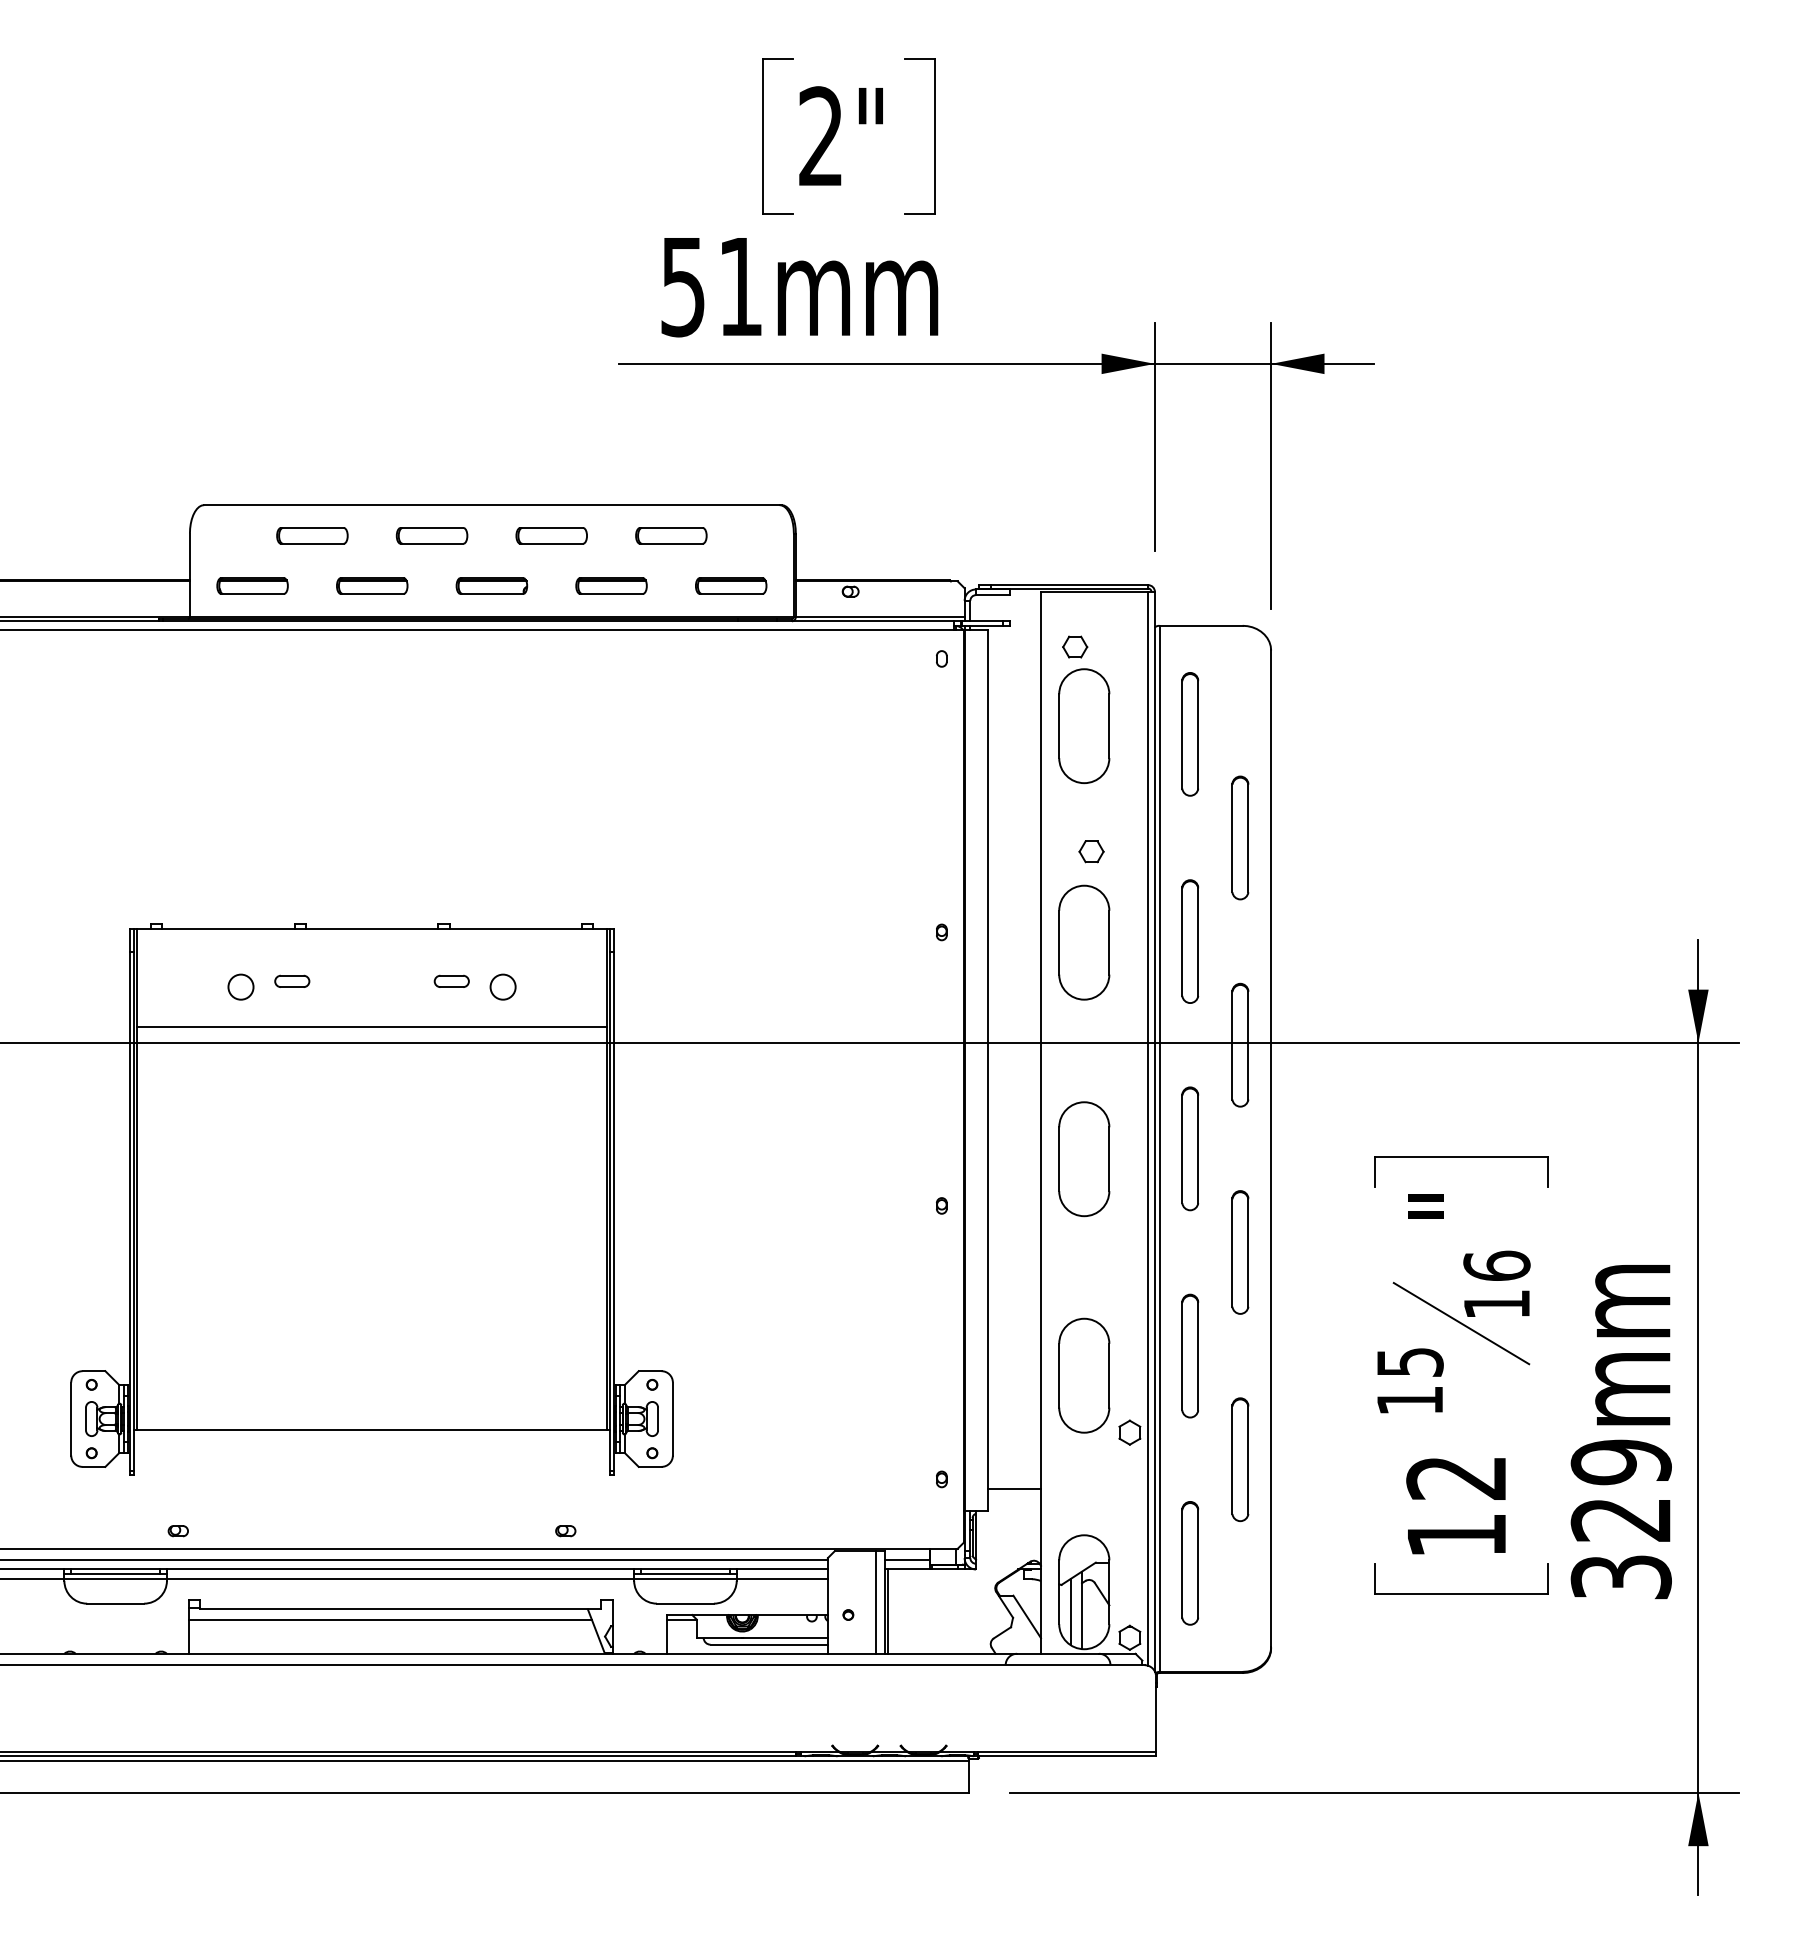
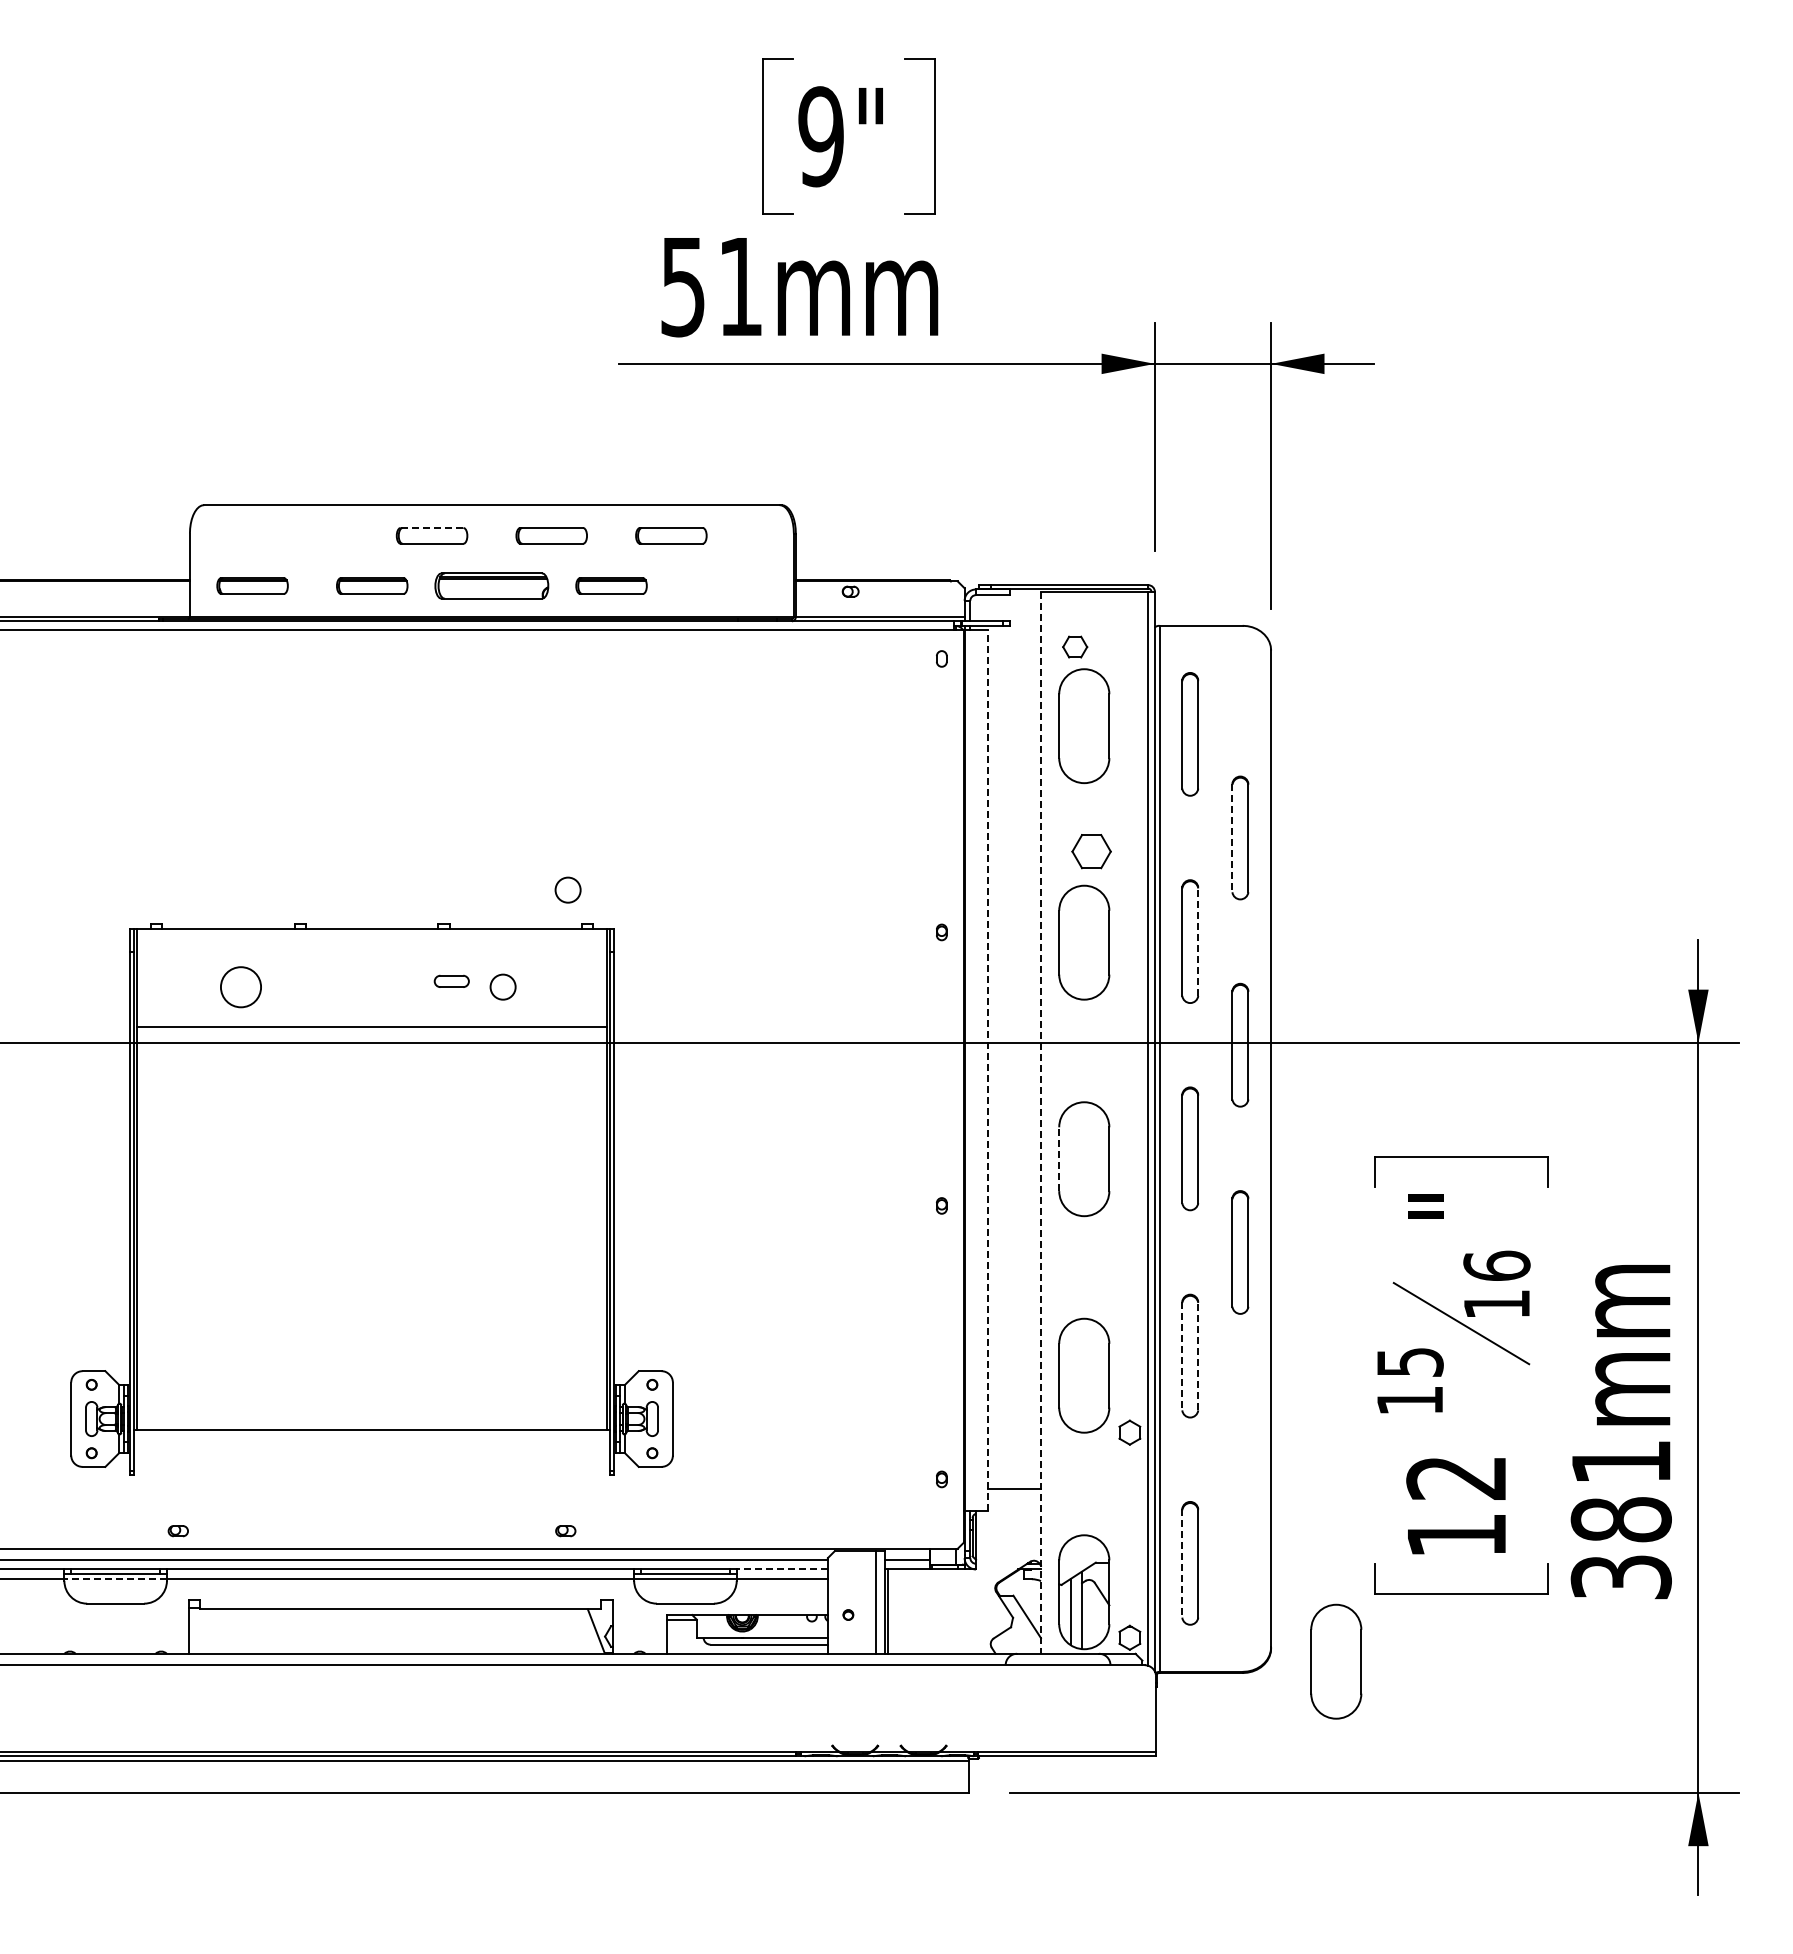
text: 2" -> 9" (820, 136)
line: solid -> dashed (431, 527)
part: present -> none (312, 535)
part size: 74x18 px -> 116x28 px (491, 585)
part: present -> none (731, 585)
line: solid -> dashed (1232, 838)
part size: 27x24 px -> 41x36 px (1091, 851)
circle: none -> present (567, 889)
line: solid -> dashed (1198, 941)
part: present -> none (292, 980)
circle size: 28x28 px -> 42x43 px (240, 987)
line: solid -> dashed (987, 1070)
line: solid -> dashed (1040, 1122)
line: solid -> dashed (1059, 1159)
line: solid -> dashed (1198, 1355)
line: solid -> dashed (1182, 1356)
part: present -> none (1240, 1459)
text: 329mm -> 381mm (1620, 1490)
line: solid -> dashed (1182, 1563)
line: solid -> dashed (782, 1569)
line: solid -> dashed (115, 1578)
line: present -> none (389, 1619)
part: none -> present (1336, 1661)
